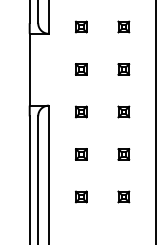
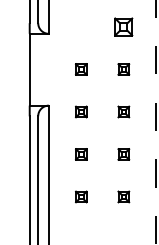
part: present -> none (81, 26)
part size: 14x14 px -> 20x20 px (123, 26)
line: solid -> dashed (156, 122)
